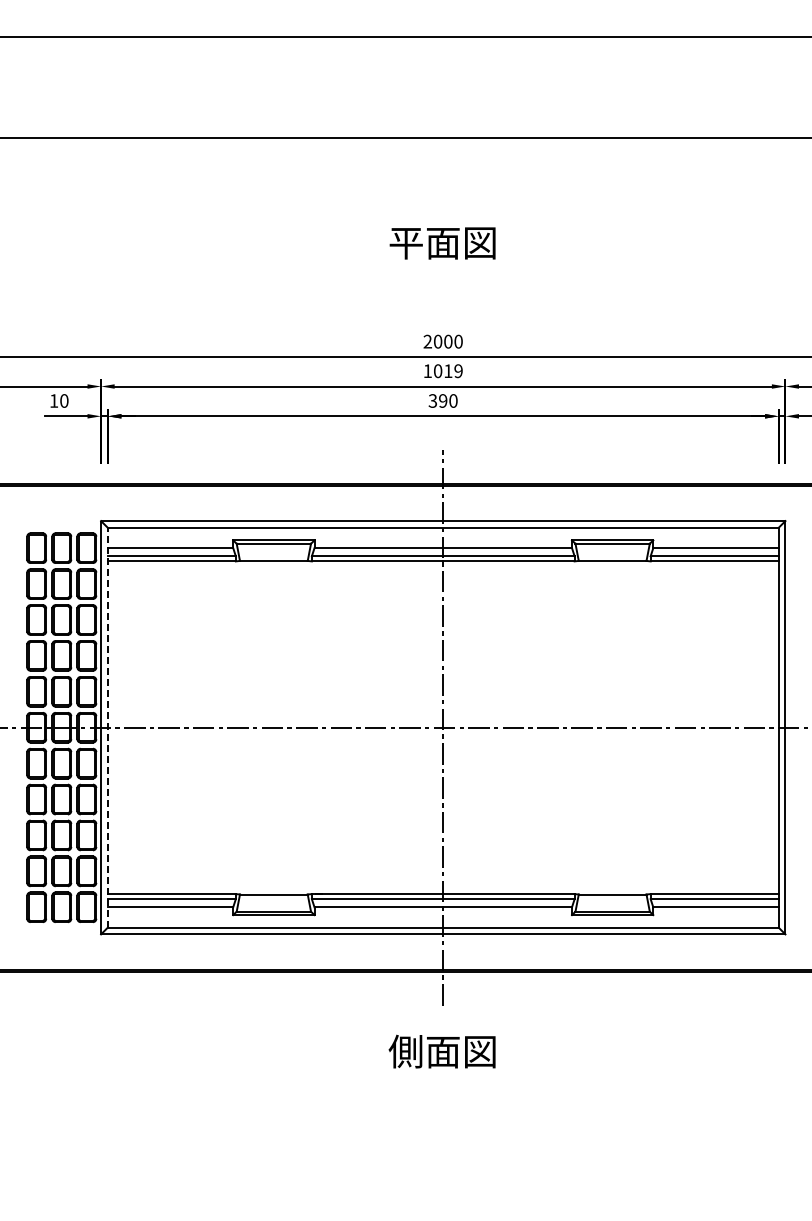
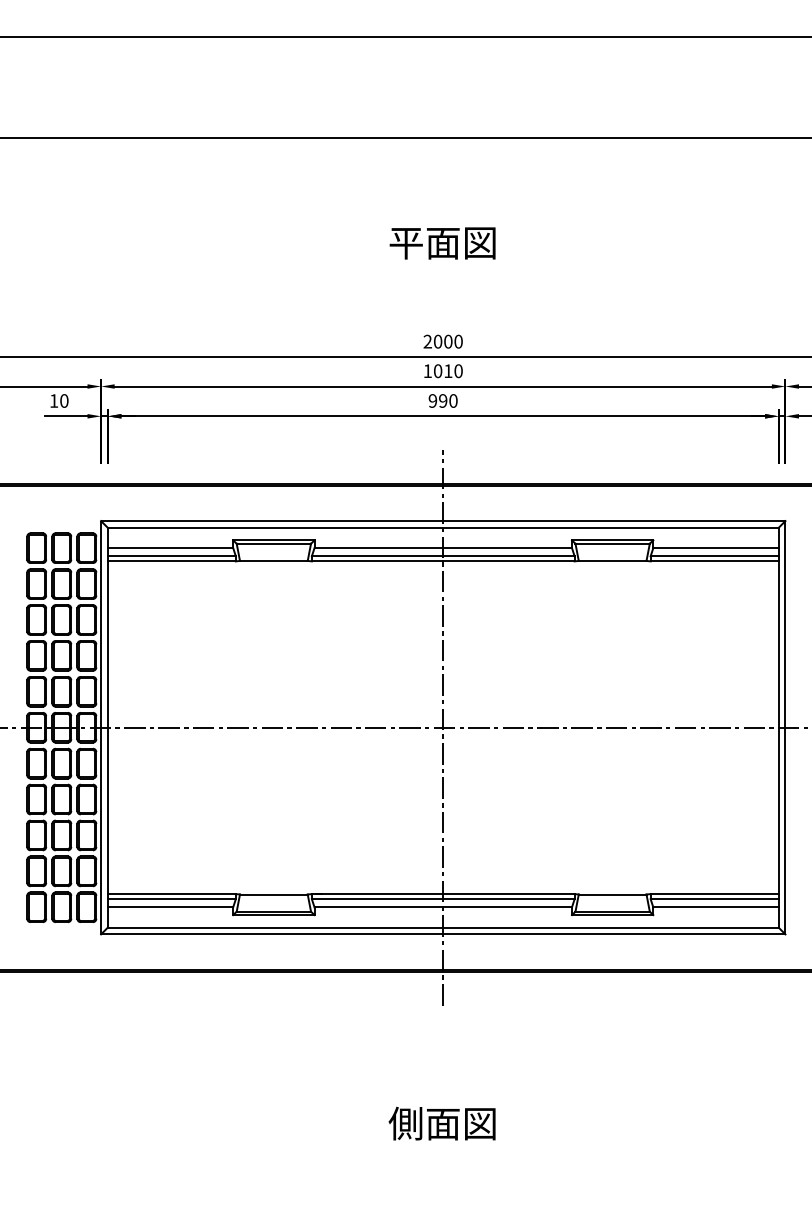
text: 1019 -> 1010 (458, 371)
text: 390 -> 990 (432, 400)
line: dashed -> solid (107, 727)
text position: (441, 1051) -> (441, 1123) (441, 1123)
